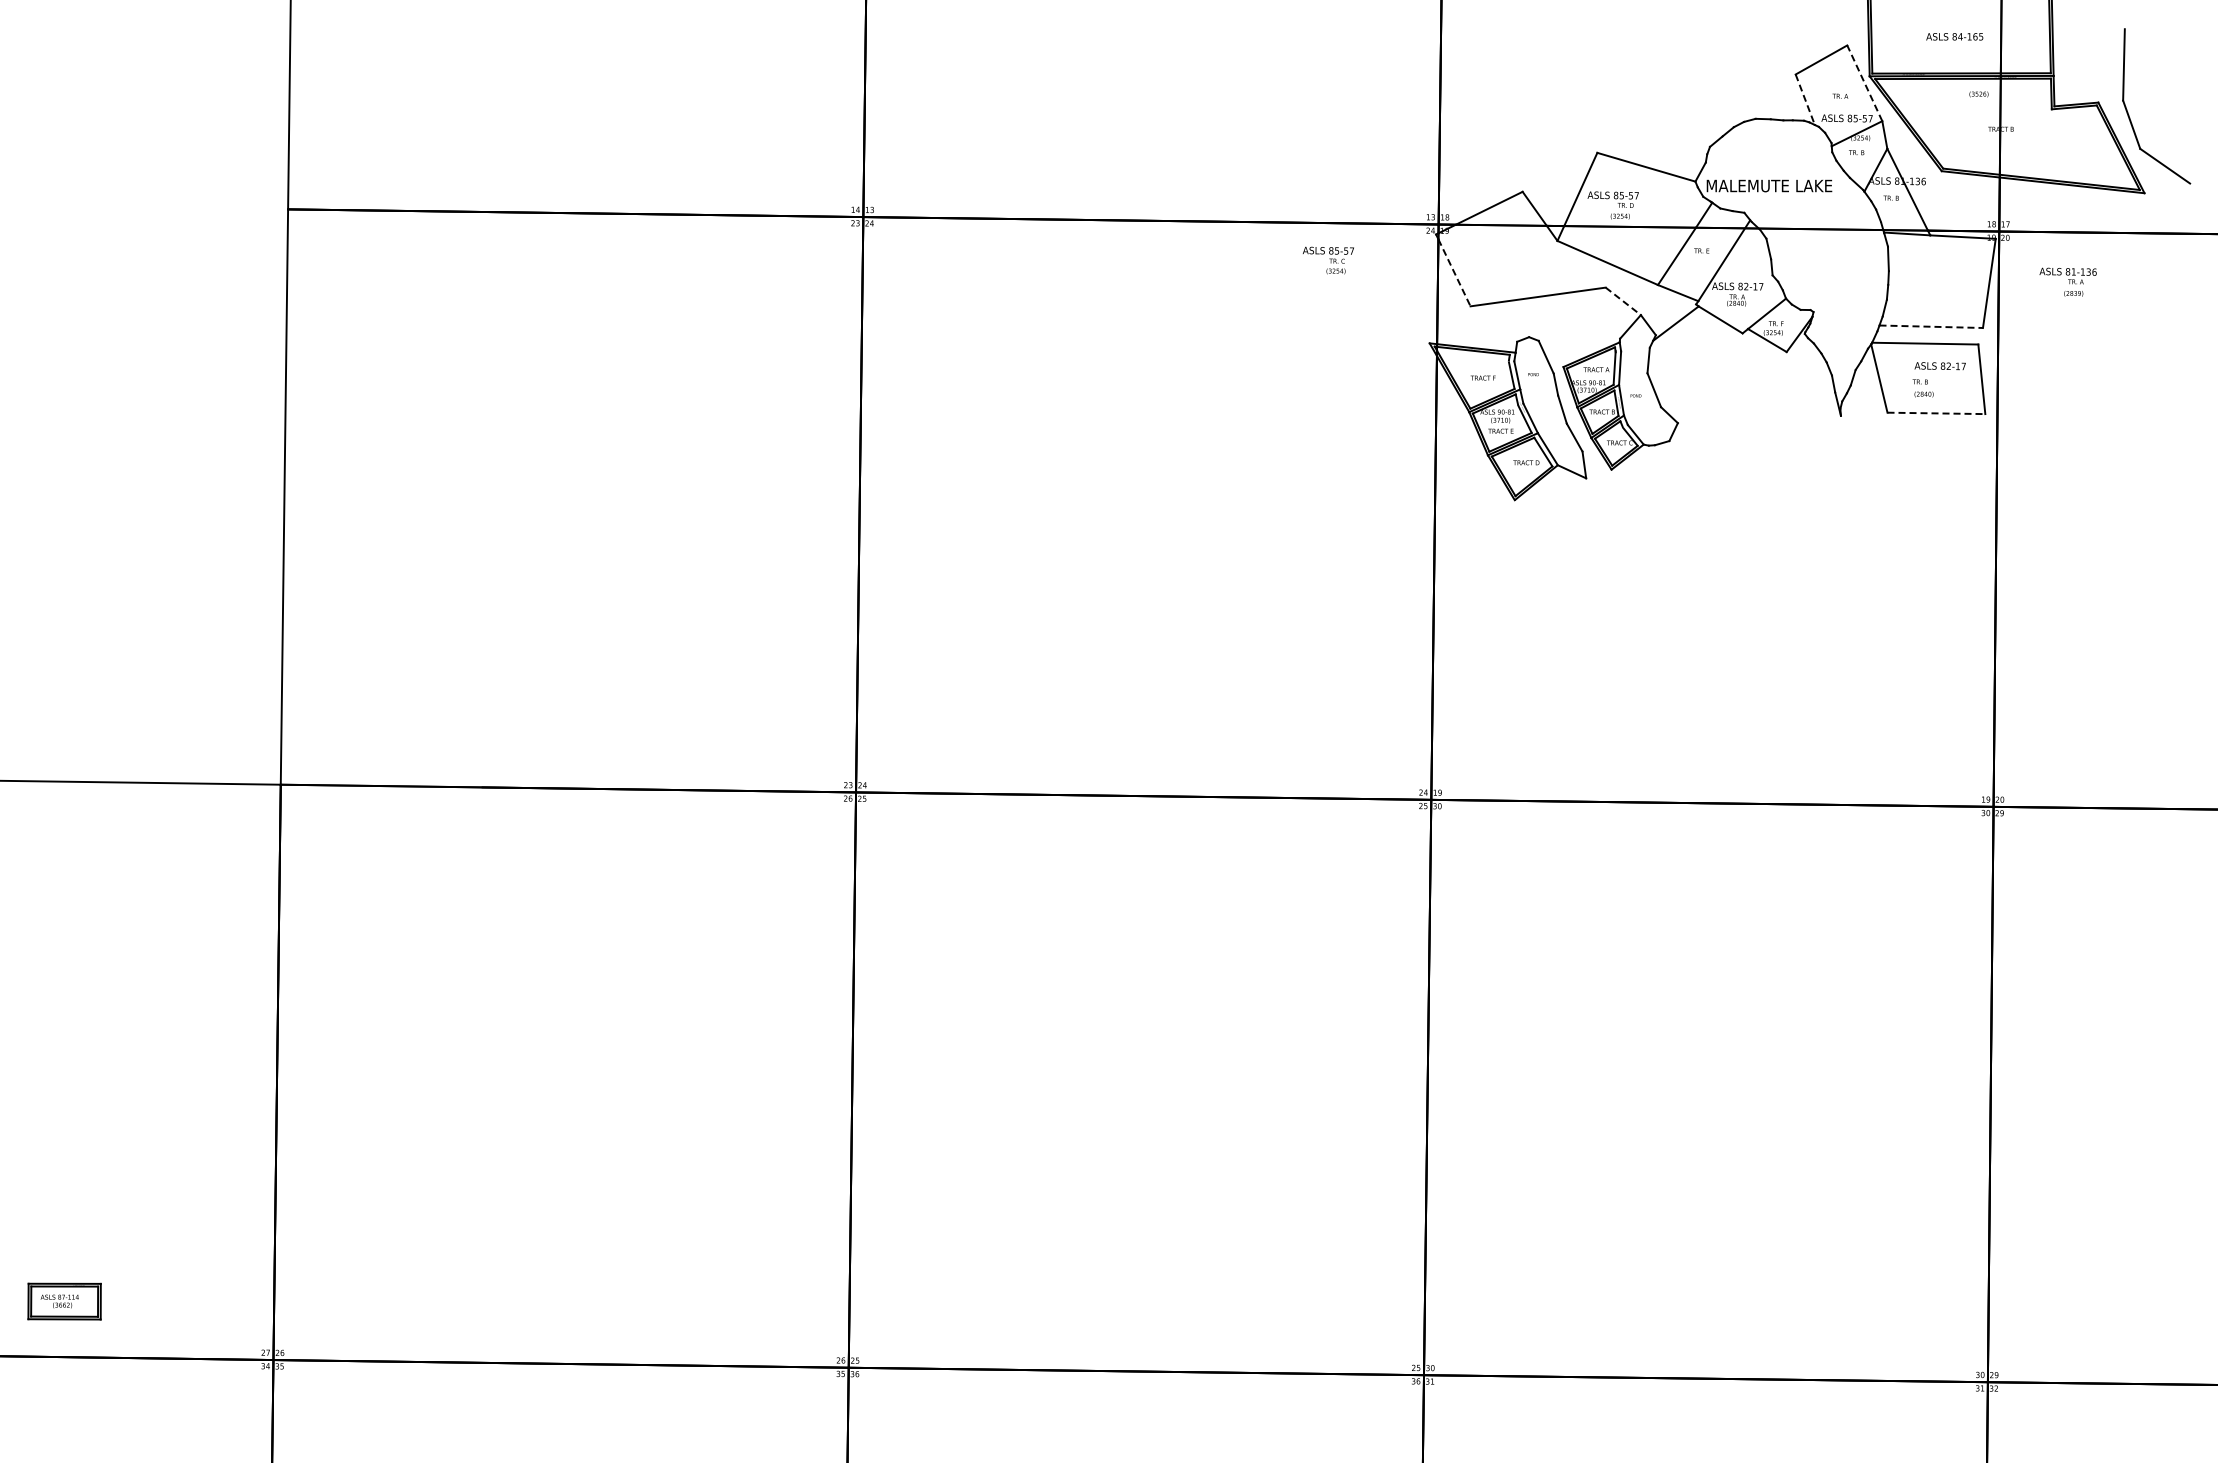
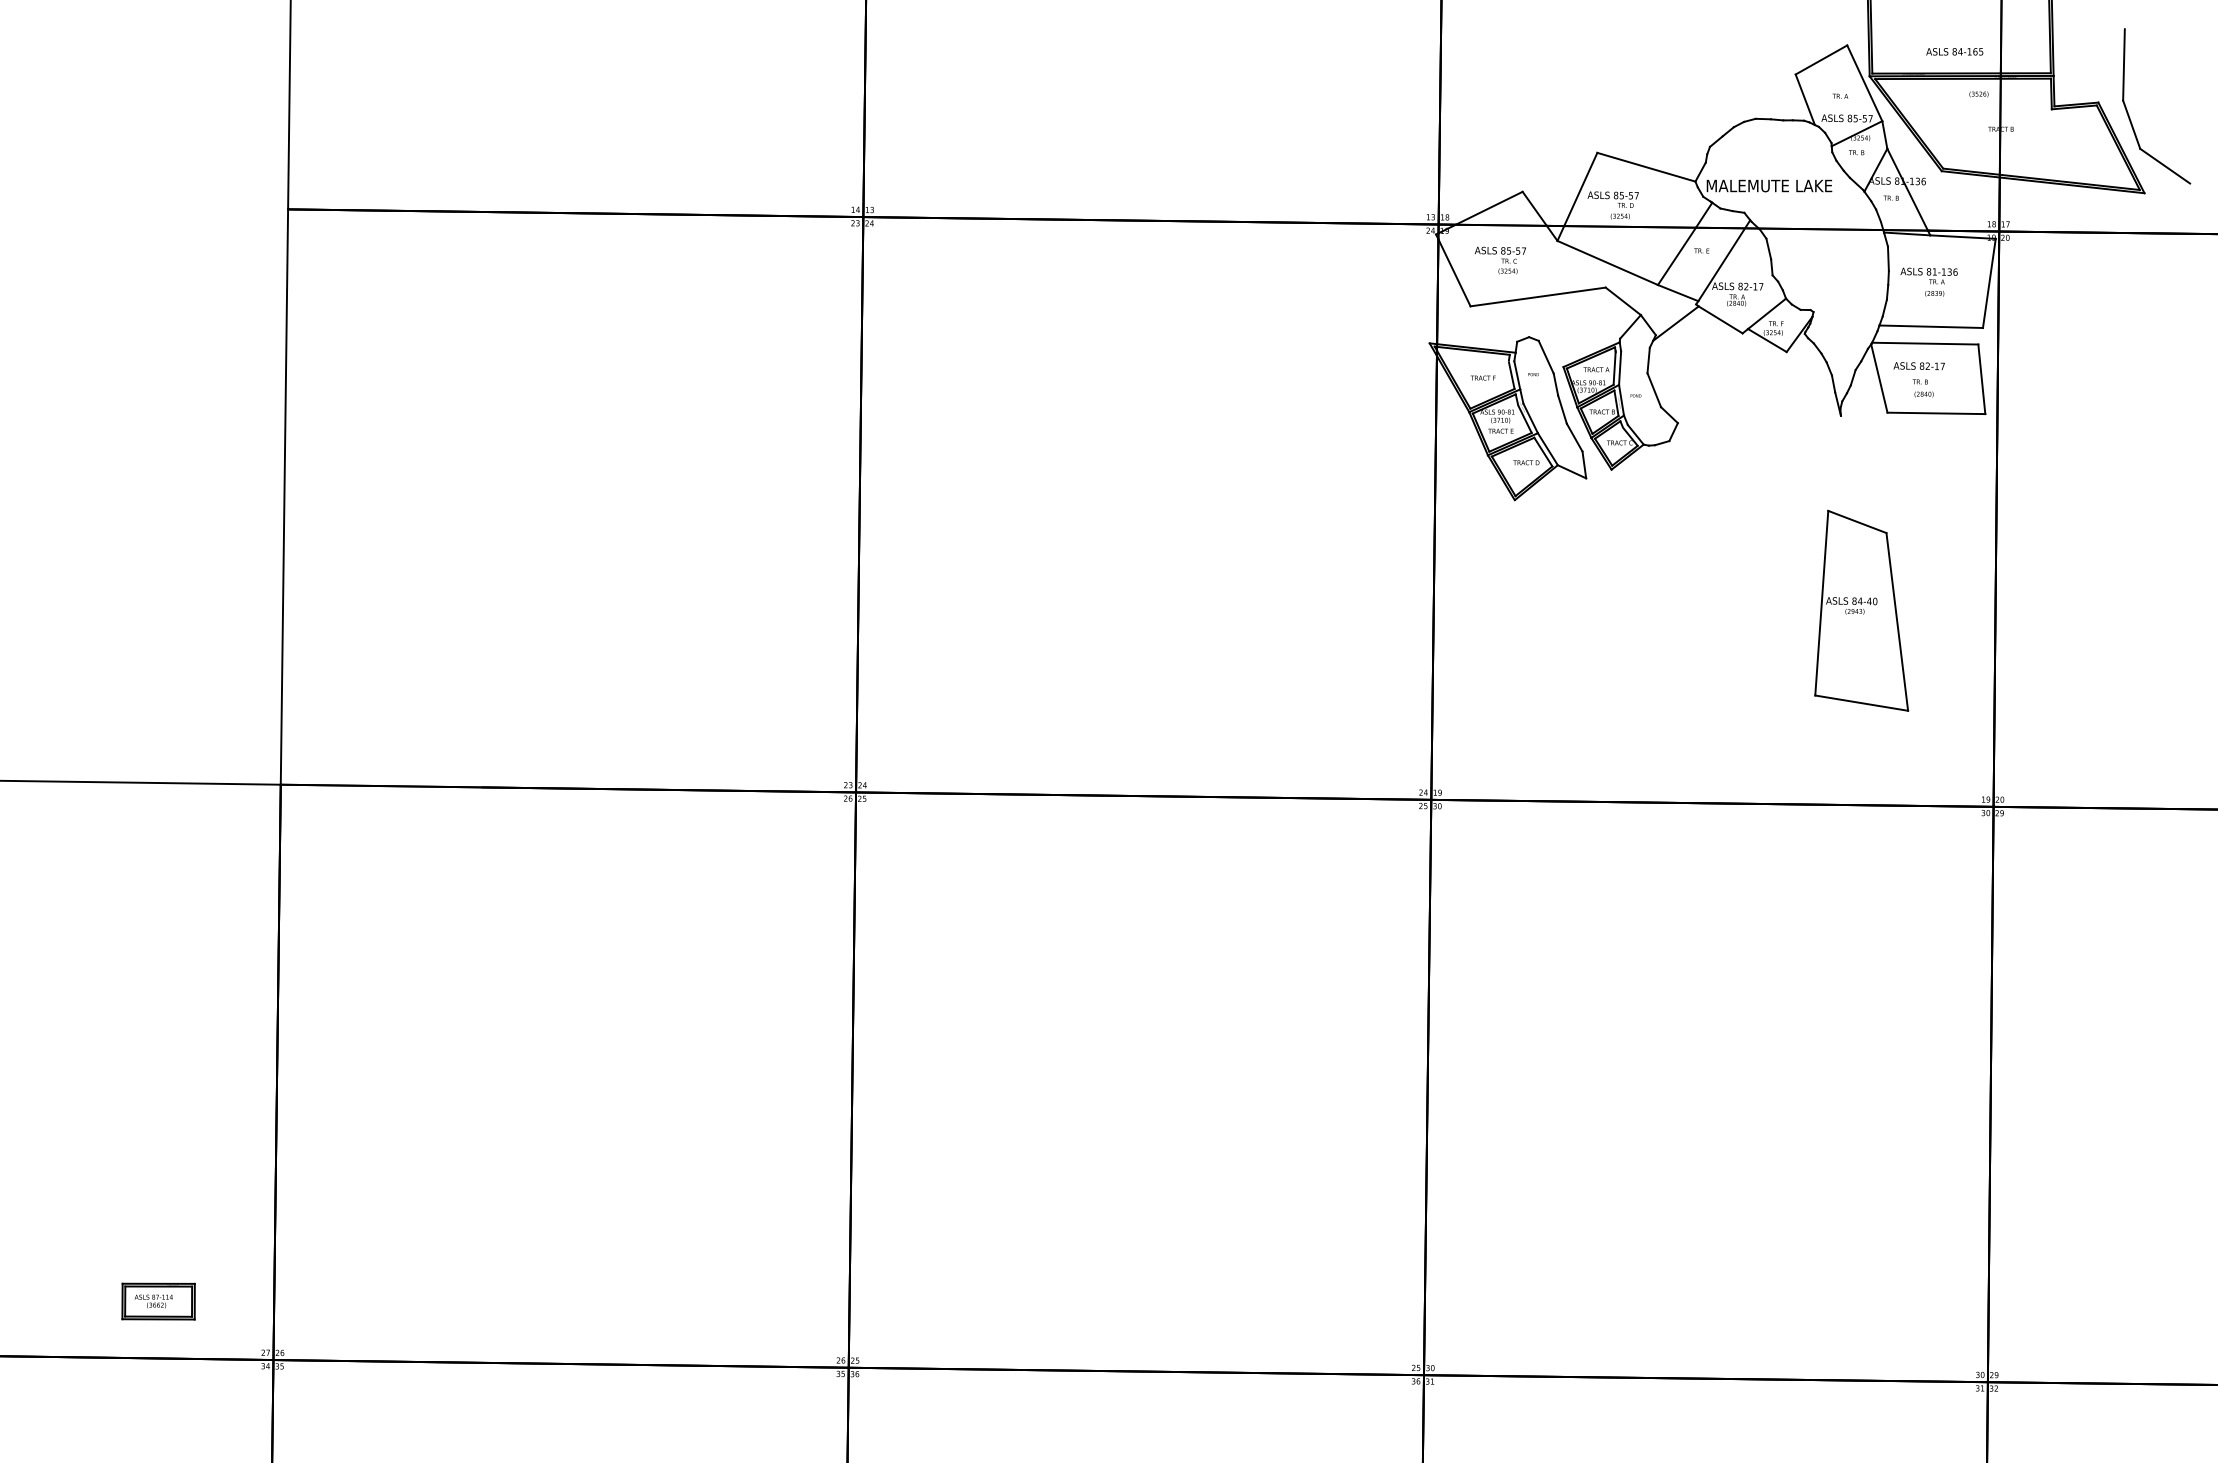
text position: (1954, 36) -> (1954, 51) (1954, 51)
line: dashed -> solid (1864, 83)
line: dashed -> solid (1805, 100)
text position: (1328, 260) -> (1500, 260) (1500, 260)
line: dashed -> solid (1454, 273)
text position: (2067, 281) -> (1928, 281) (1928, 281)
line: dashed -> solid (1623, 301)
line: dashed -> solid (1931, 326)
text position: (1939, 366) -> (1918, 366) (1918, 366)
line: dashed -> solid (1936, 413)
part: none -> present (1861, 610)
part position: (64, 1301) -> (158, 1301) (158, 1301)
